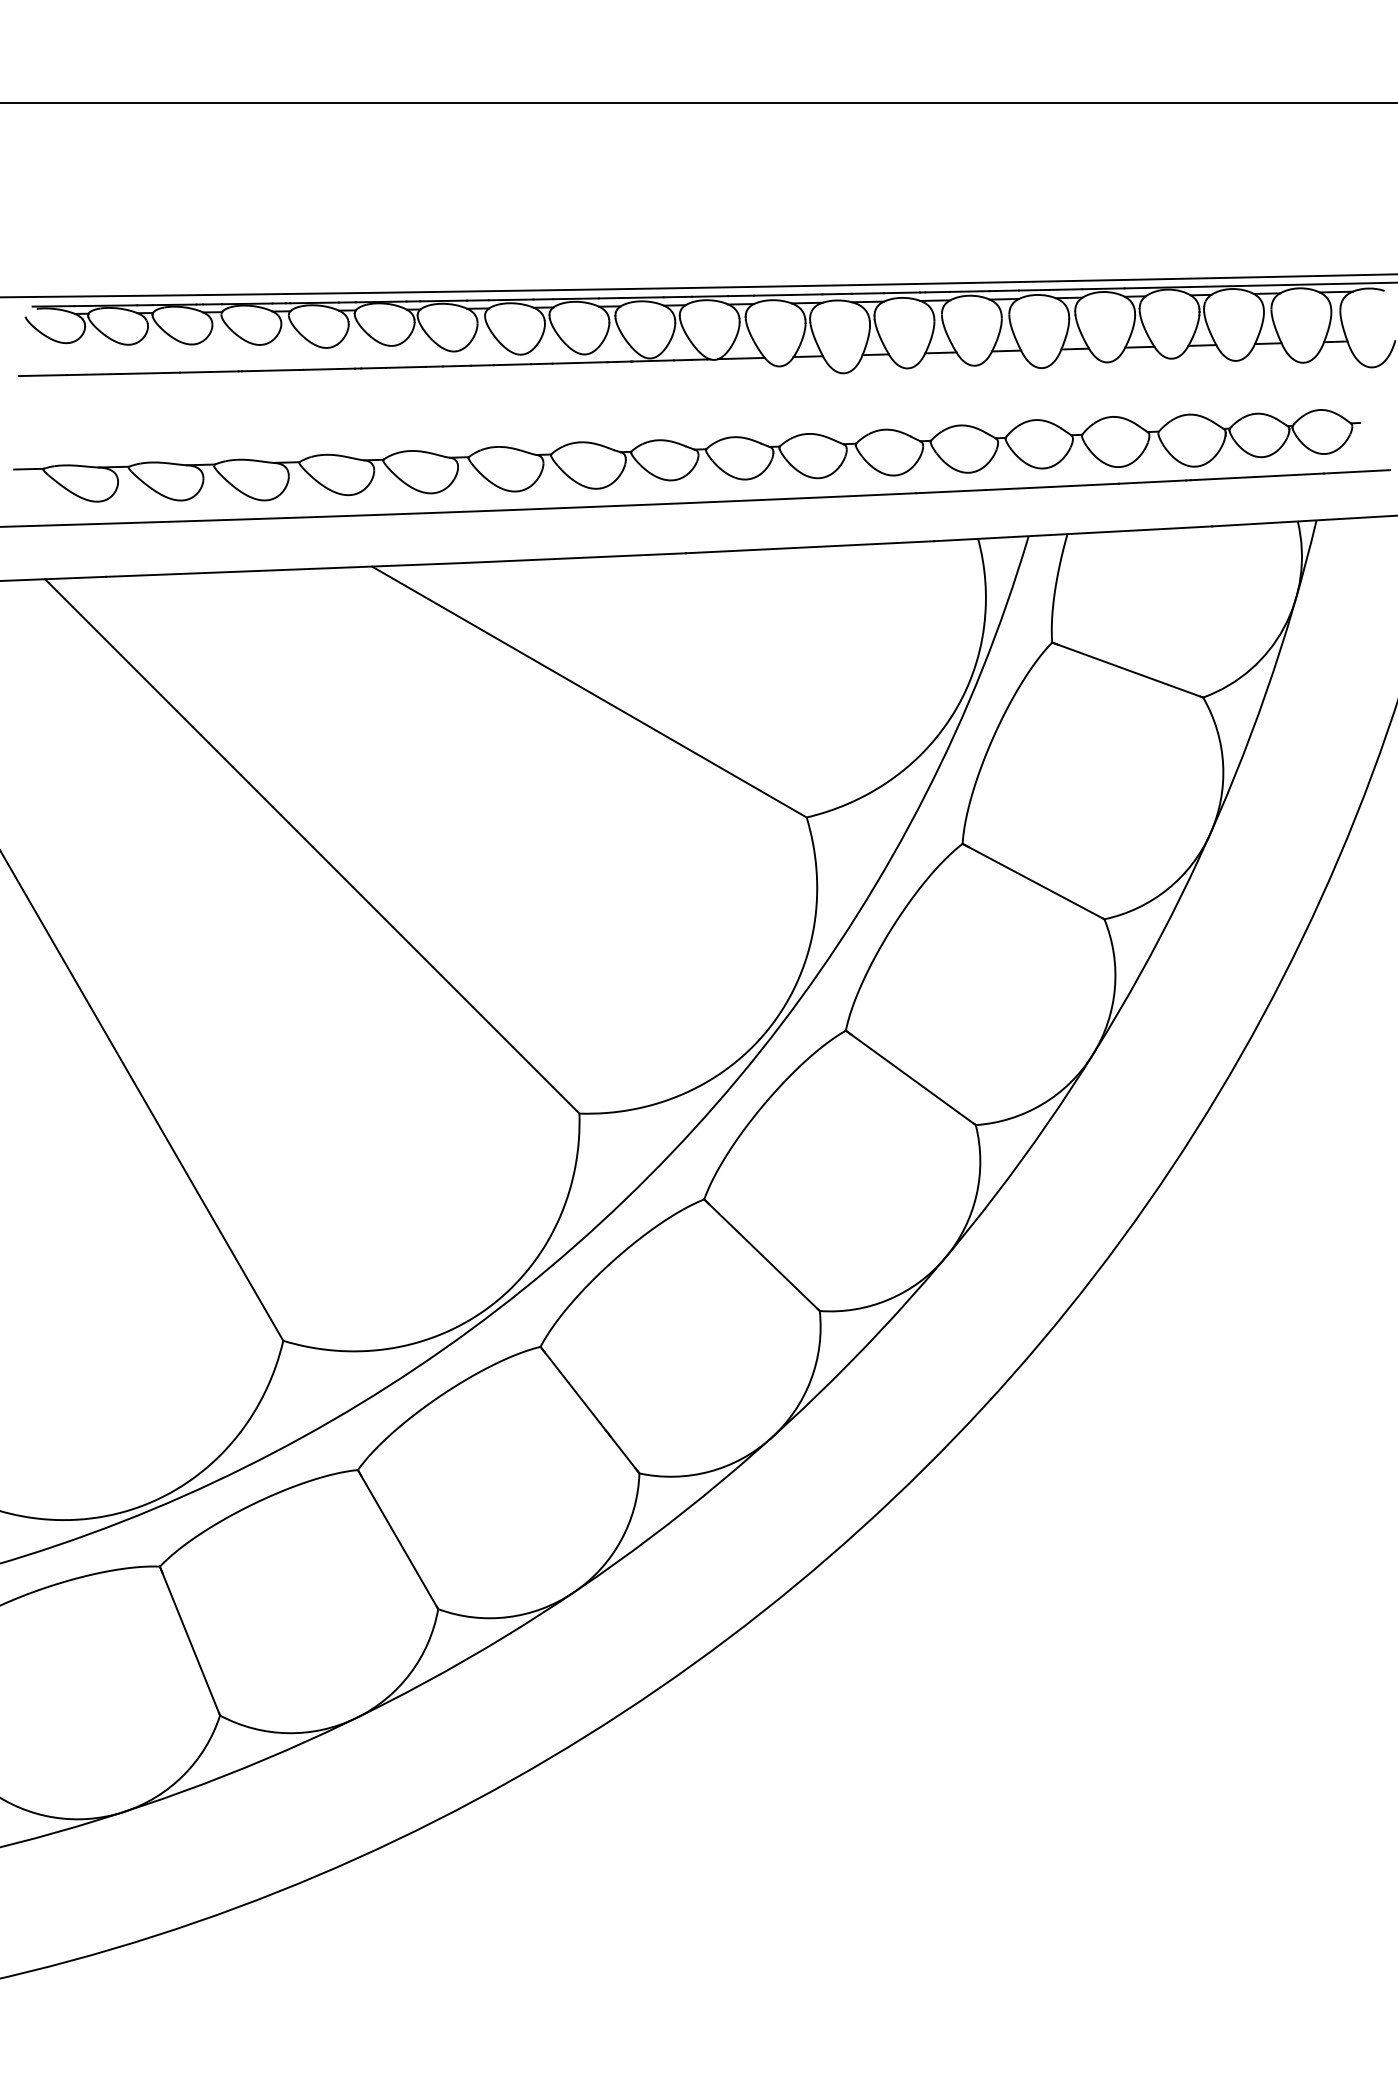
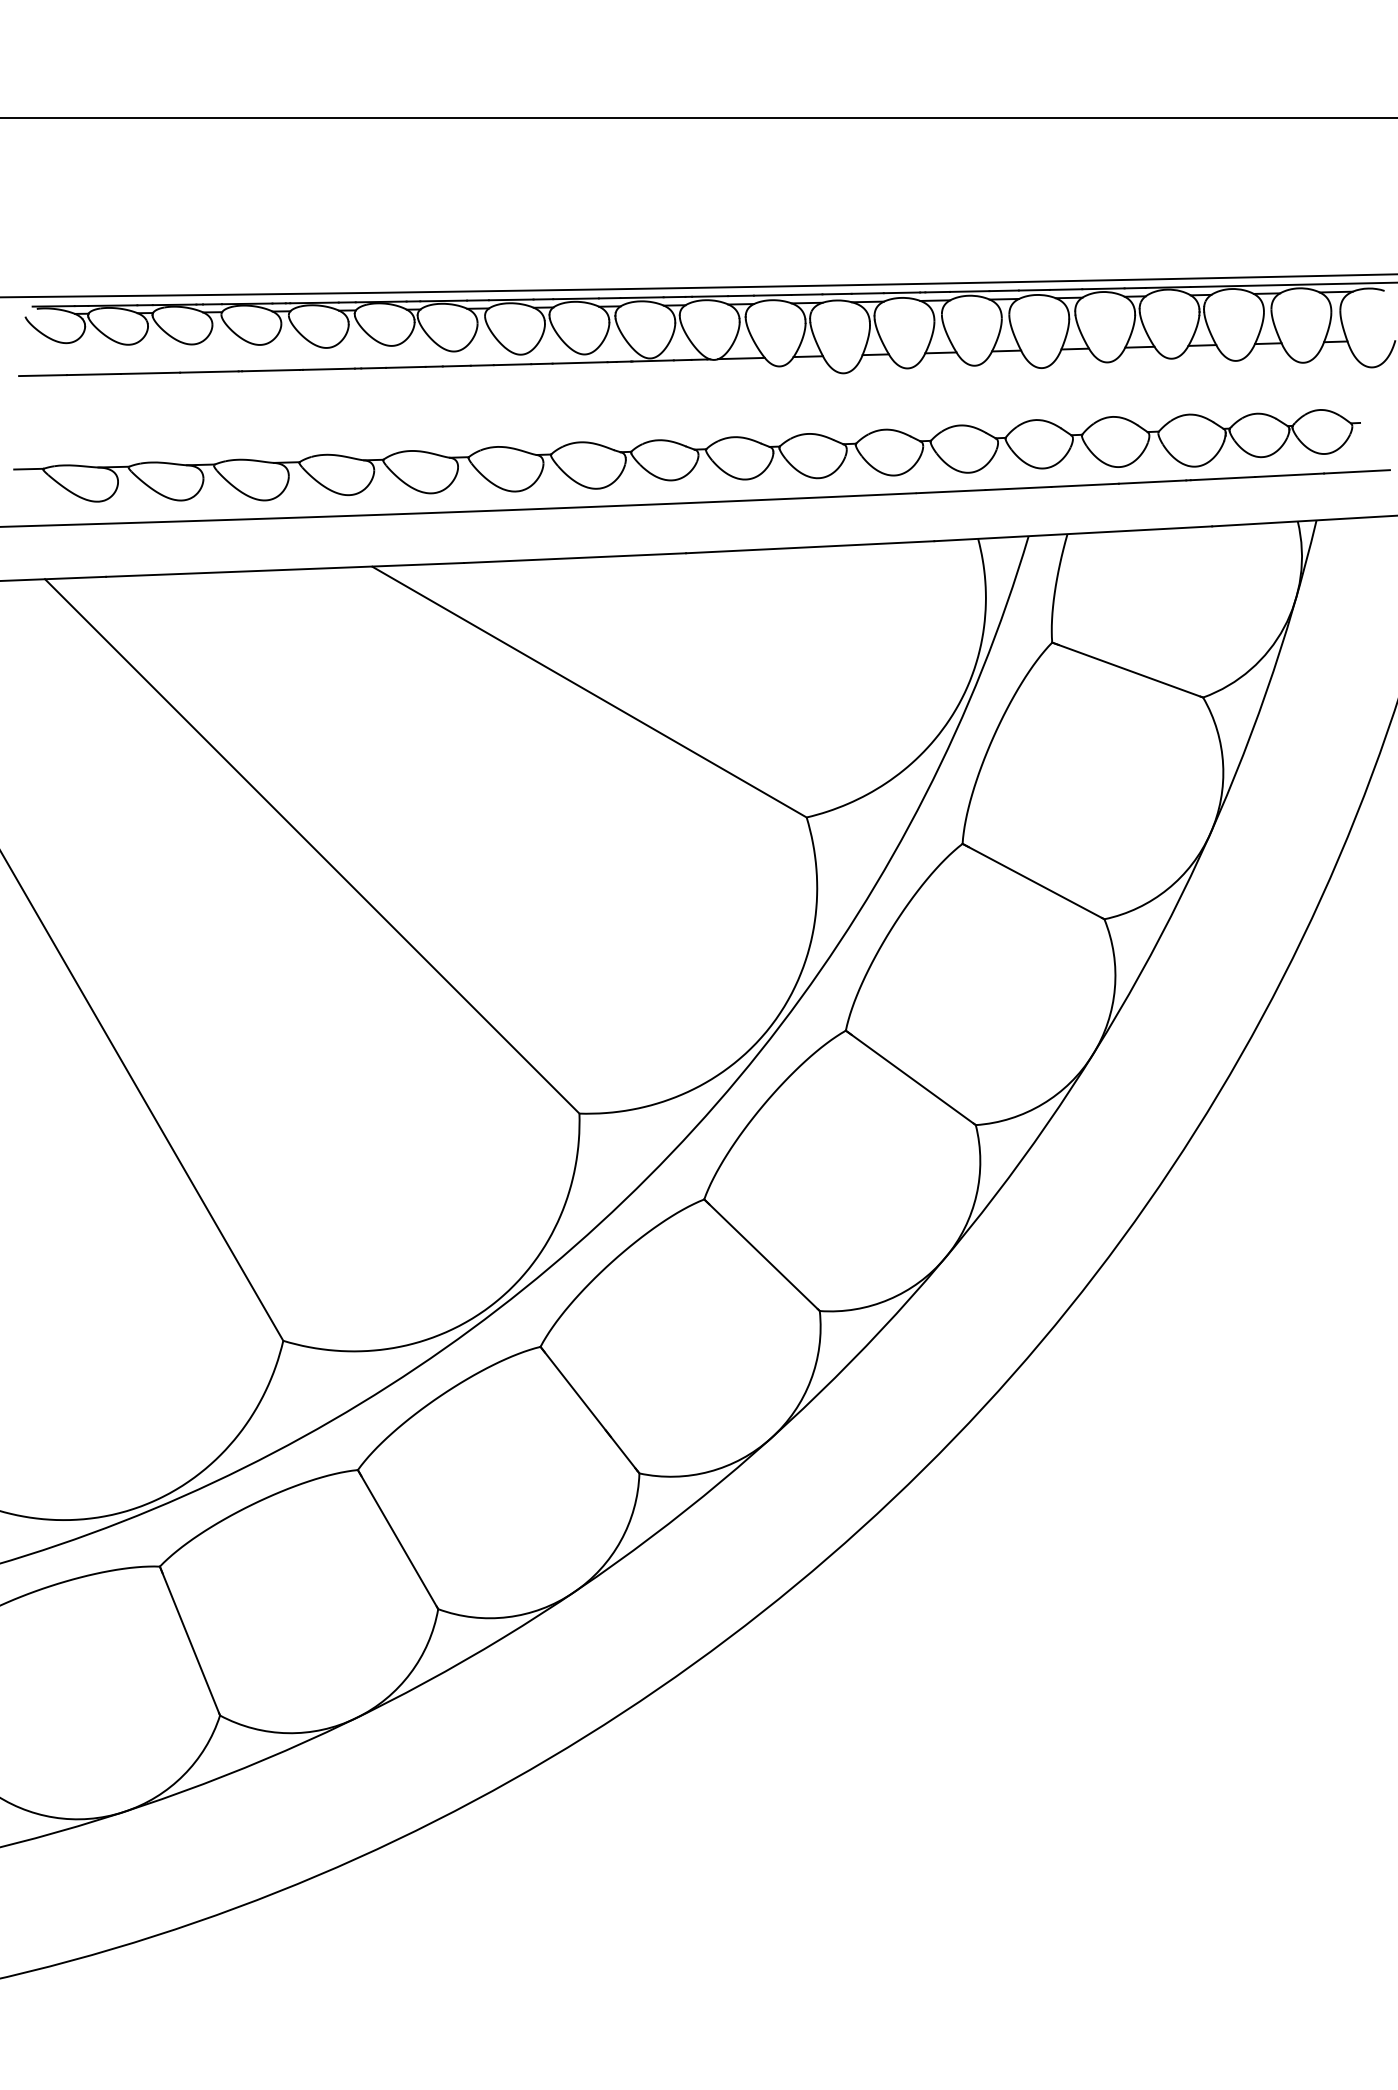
line position: (698, 102) -> (698, 117) (698, 117)
